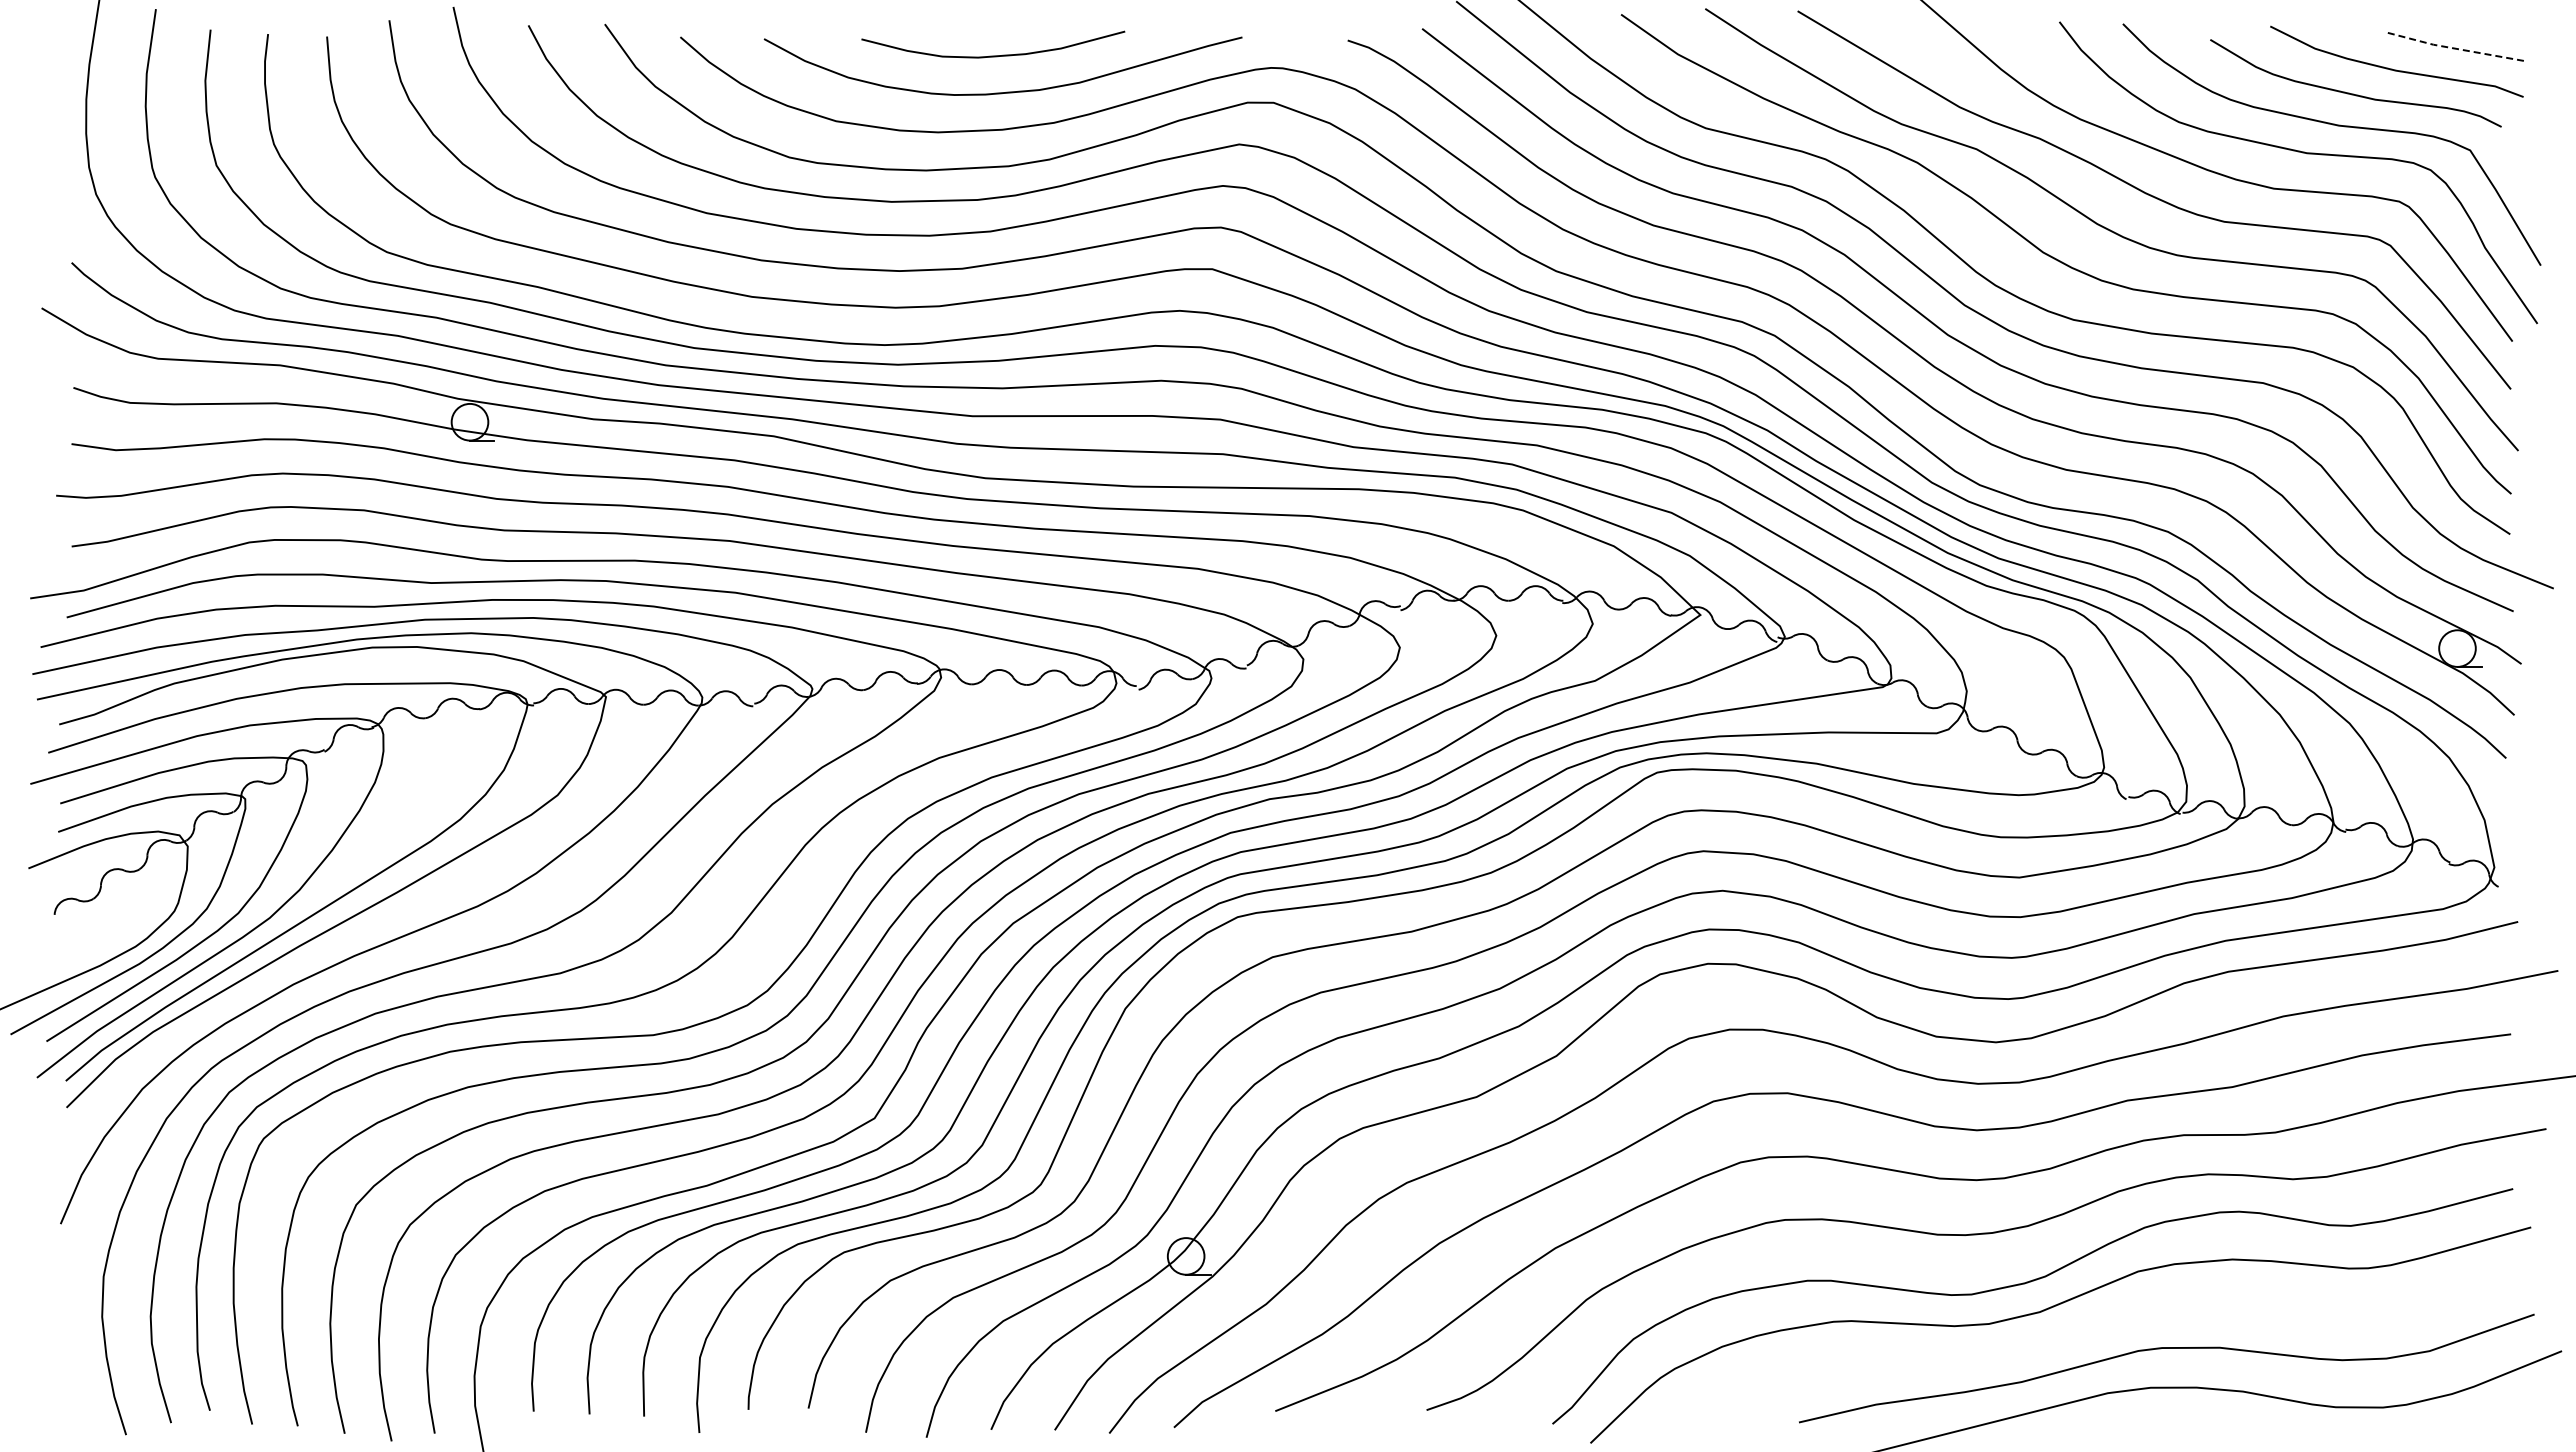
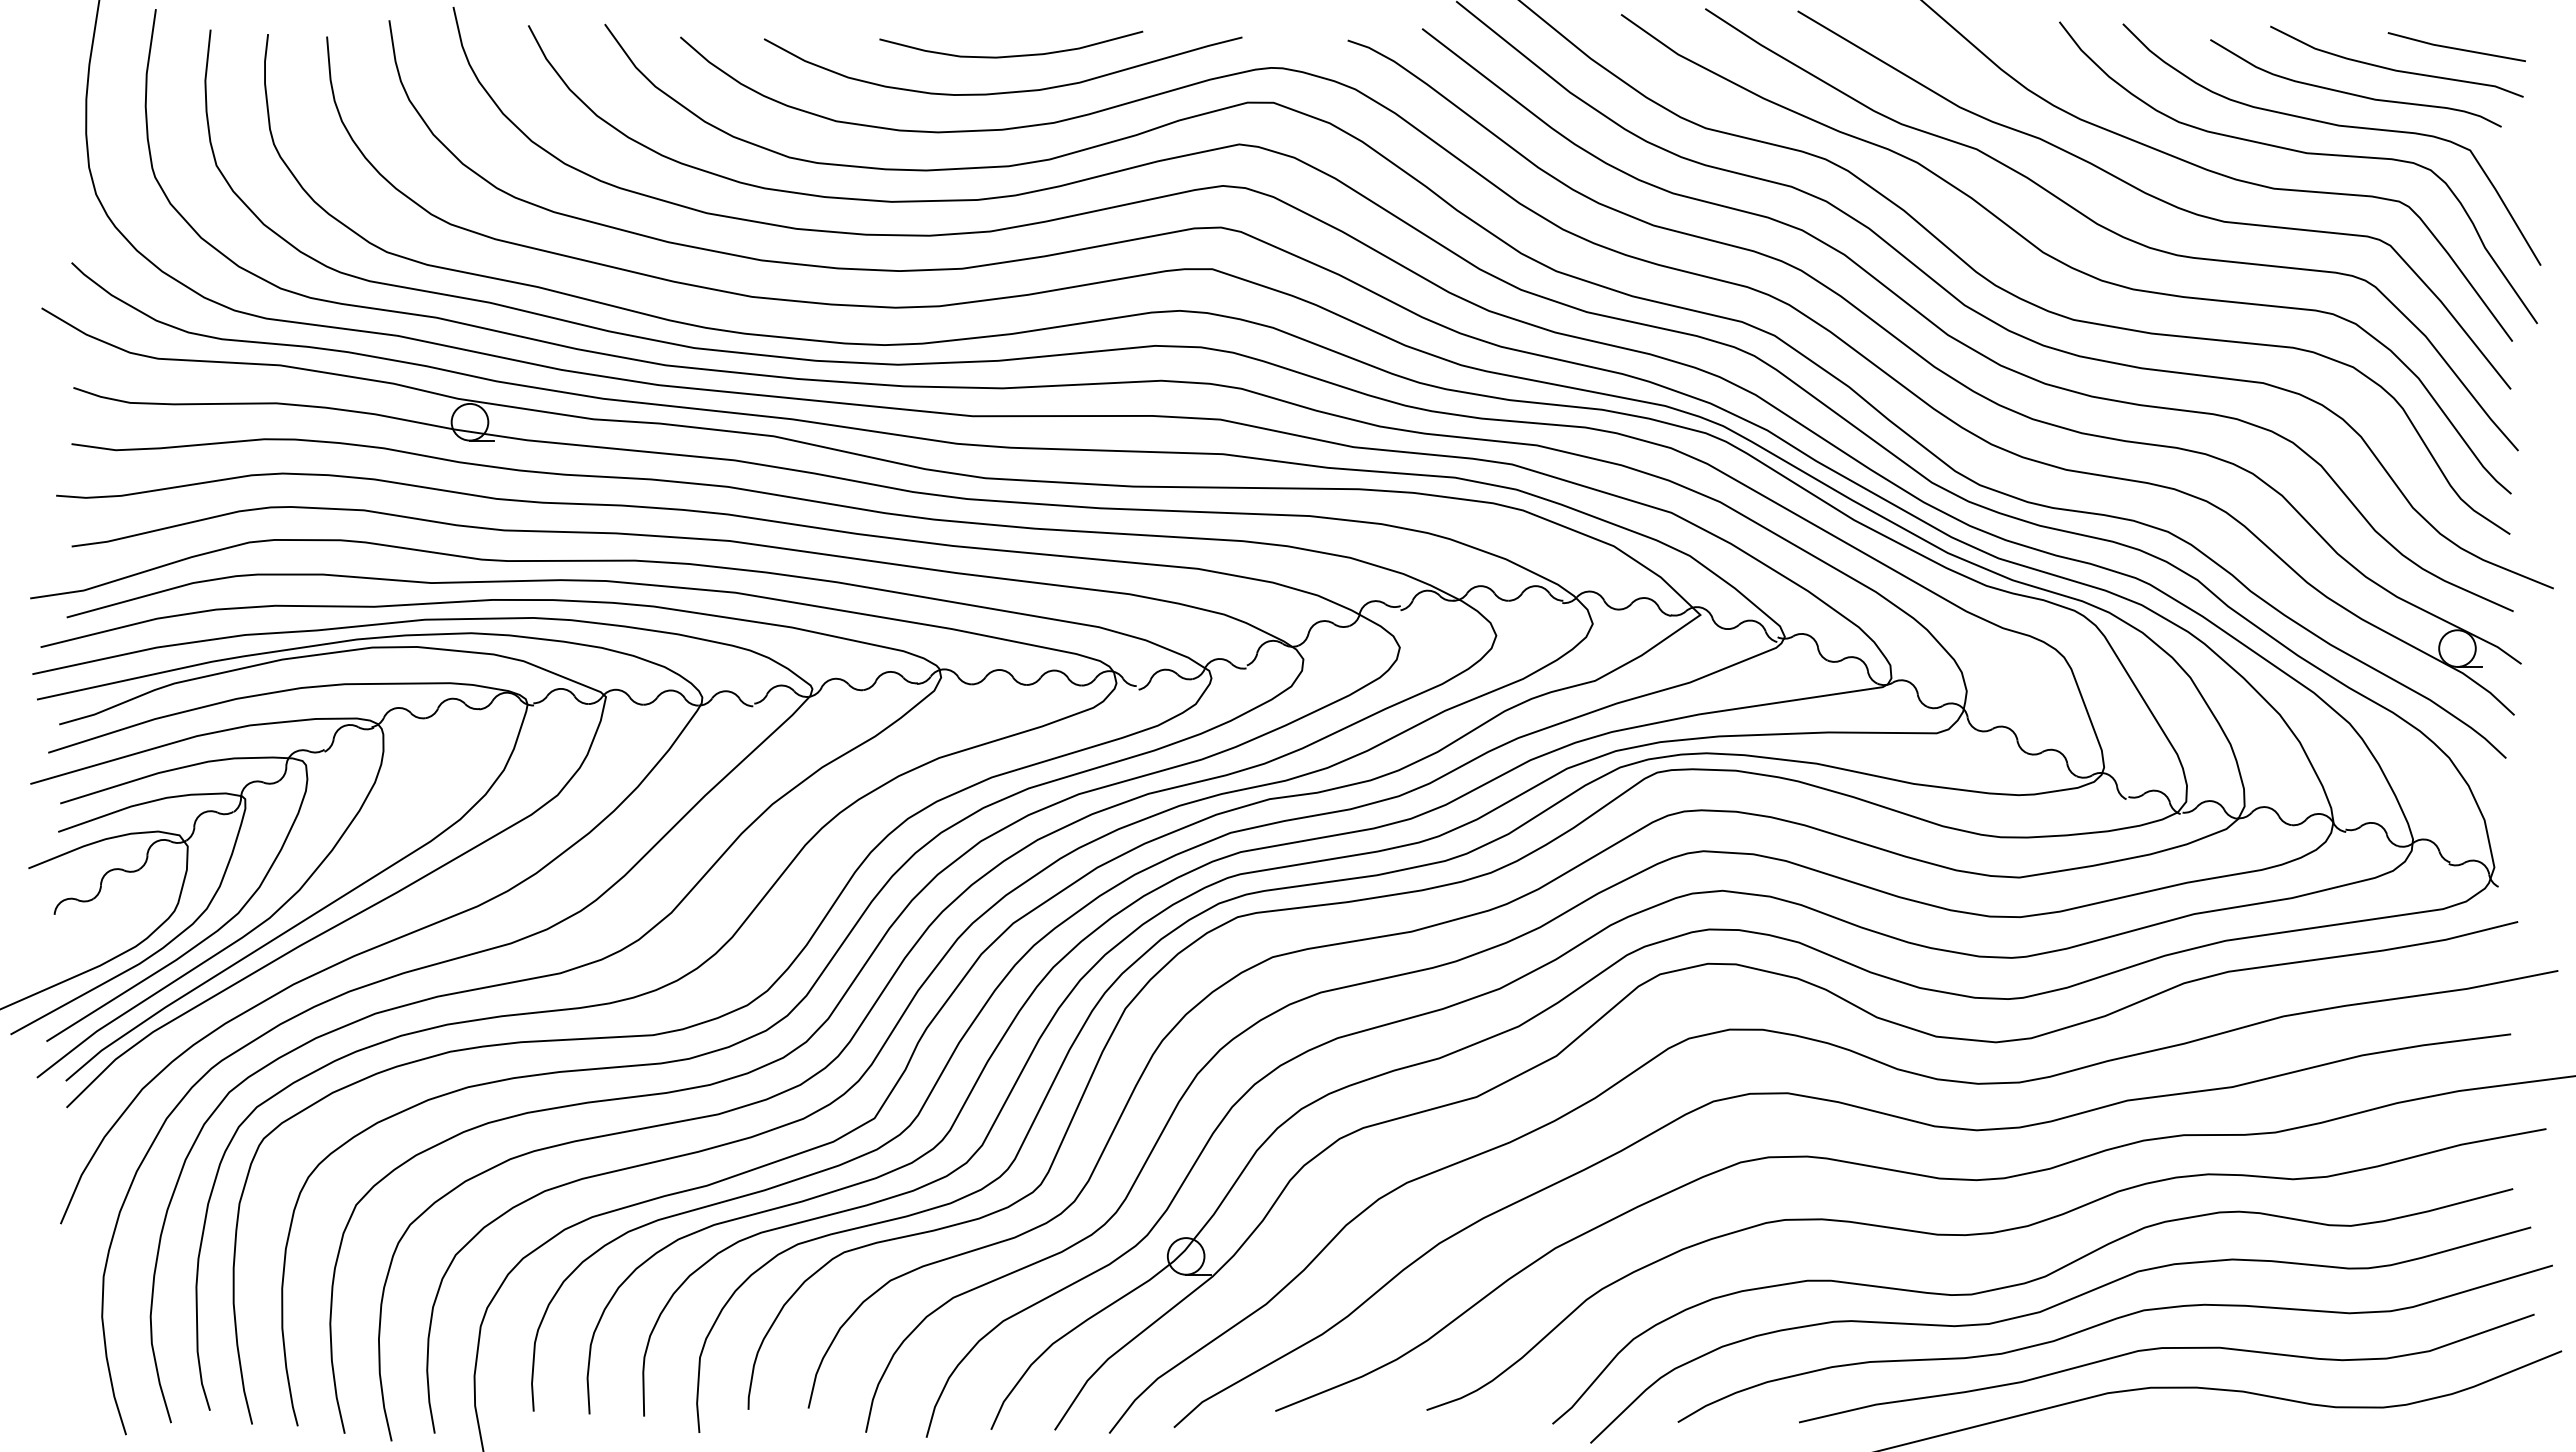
line: dashed -> solid (2456, 48)
curve position: (993, 55) -> (1011, 55) (1011, 55)
curve: none -> present (2106, 1323)
